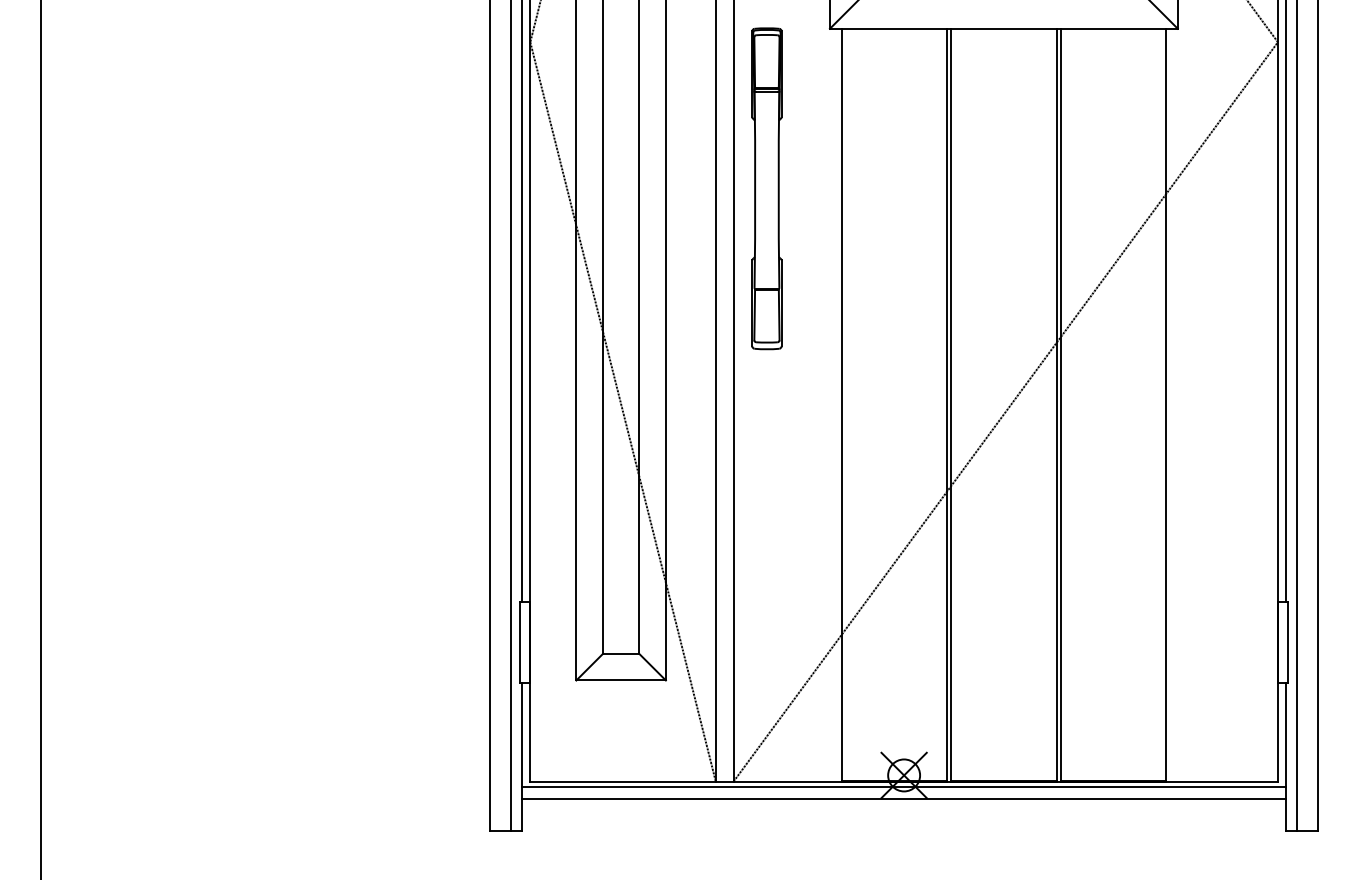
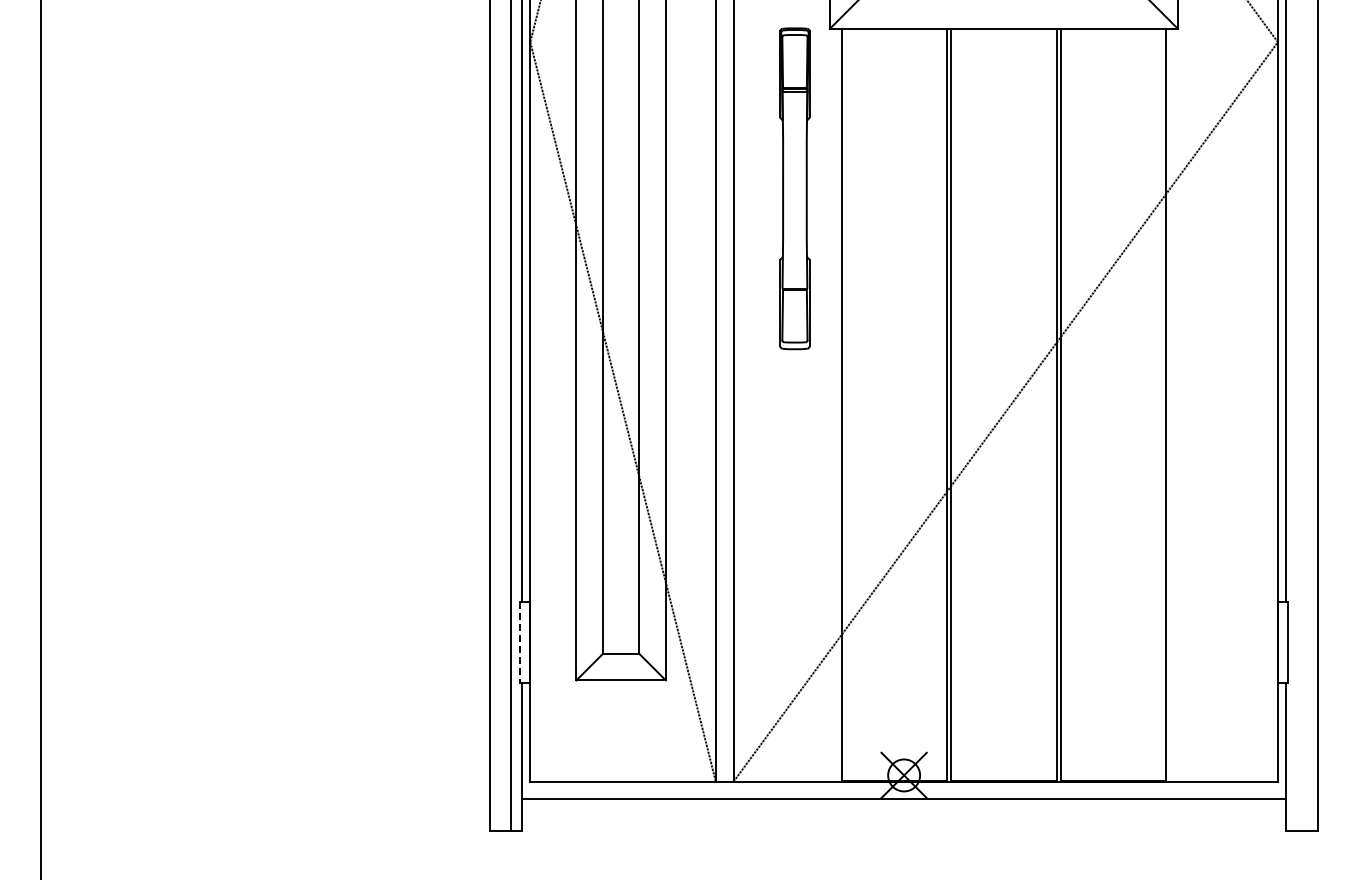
part position: (766, 188) -> (794, 188) (794, 188)
line: present -> none (1297, 416)
line: solid -> dashed (520, 642)
line: present -> none (904, 786)
